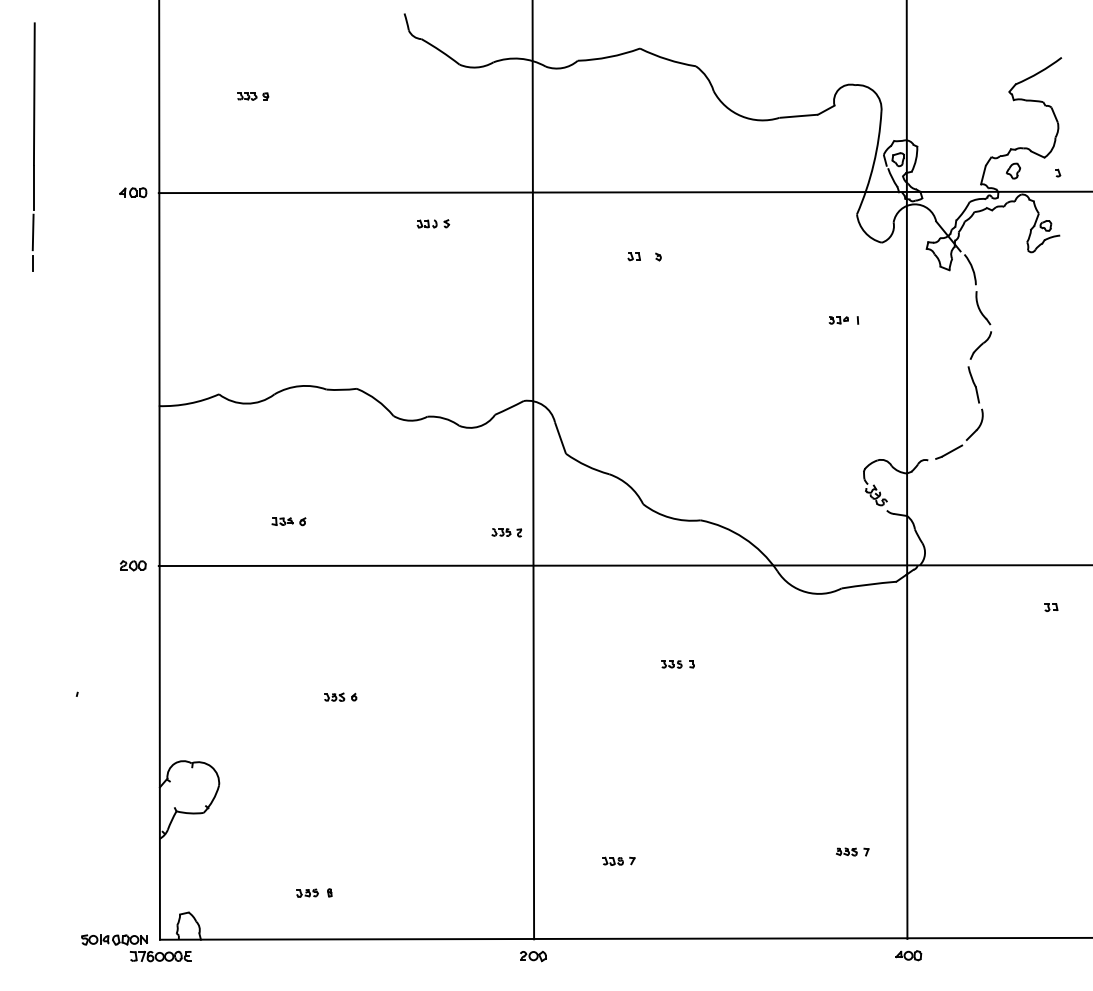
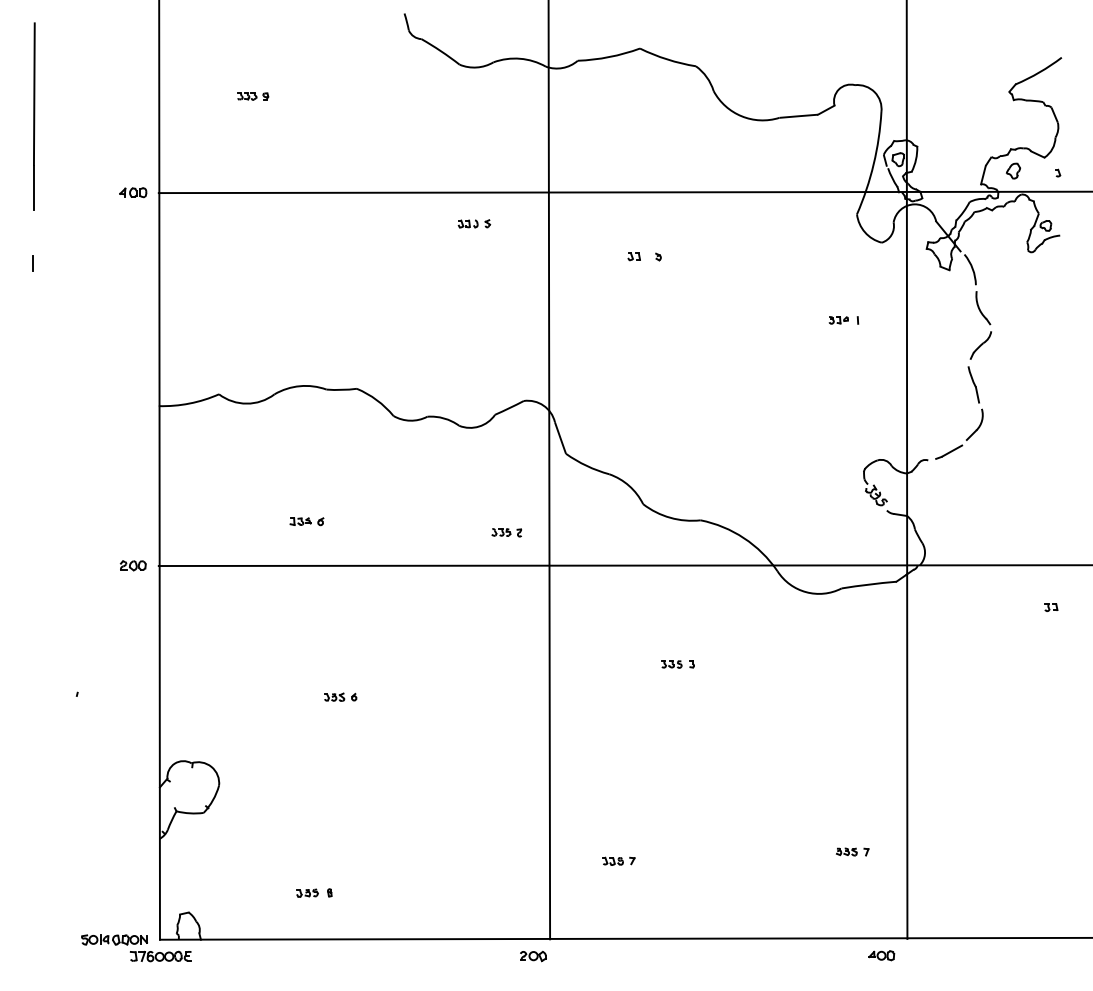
part position: (433, 223) -> (474, 223) (474, 223)
line: present -> none (32, 232)
line position: (533, 470) -> (549, 470) (549, 470)
part position: (288, 521) -> (306, 521) (306, 521)
part position: (908, 955) -> (881, 955) (881, 955)
